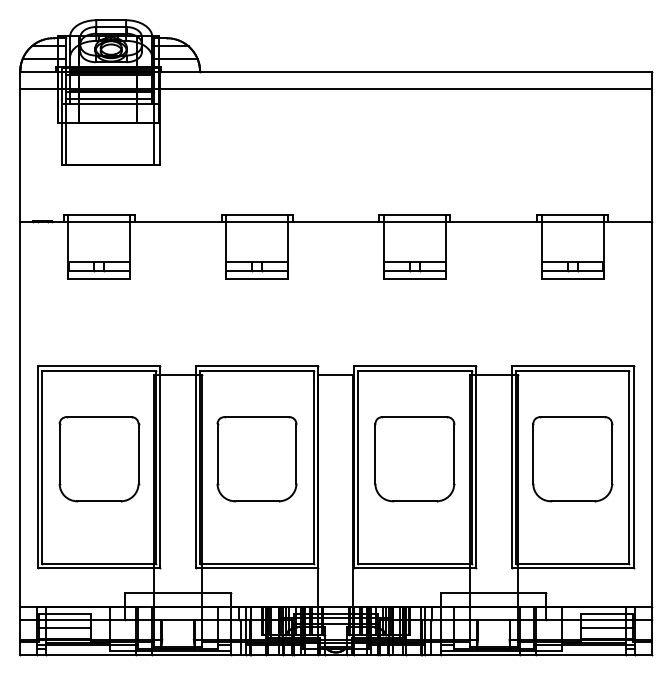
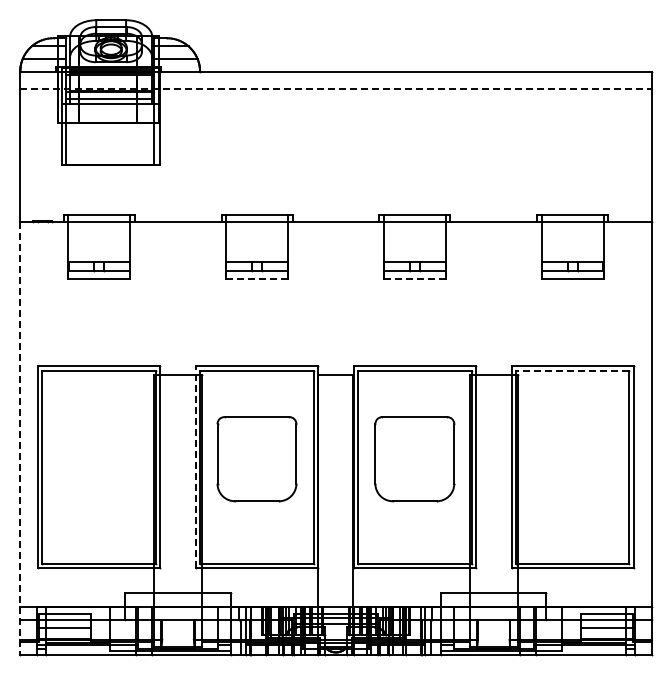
line: solid -> dashed (335, 89)
line: solid -> dashed (256, 279)
line: solid -> dashed (414, 279)
line: solid -> dashed (572, 370)
line: solid -> dashed (20, 439)
part: present -> none (99, 459)
part: present -> none (572, 459)
line: solid -> dashed (195, 467)
